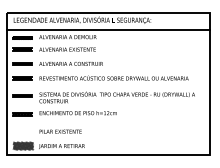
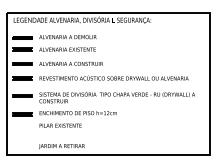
line: present -> none (107, 30)
text position: (60, 131) -> (60, 125) (60, 125)
hatch: present -> none (23, 146)
